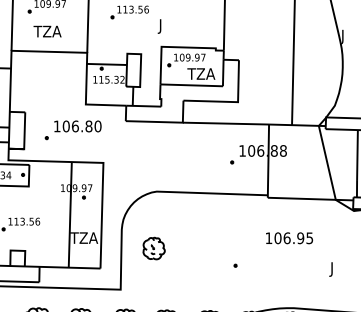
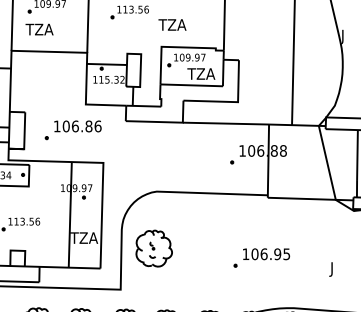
text: J -> TZA (171, 26)
text position: (47, 31) -> (39, 29) (39, 29)
text: 106.80 -> 106.86 (97, 126)
text position: (289, 238) -> (266, 254) (266, 254)
part size: 24x25 px -> 38x39 px (153, 248)
